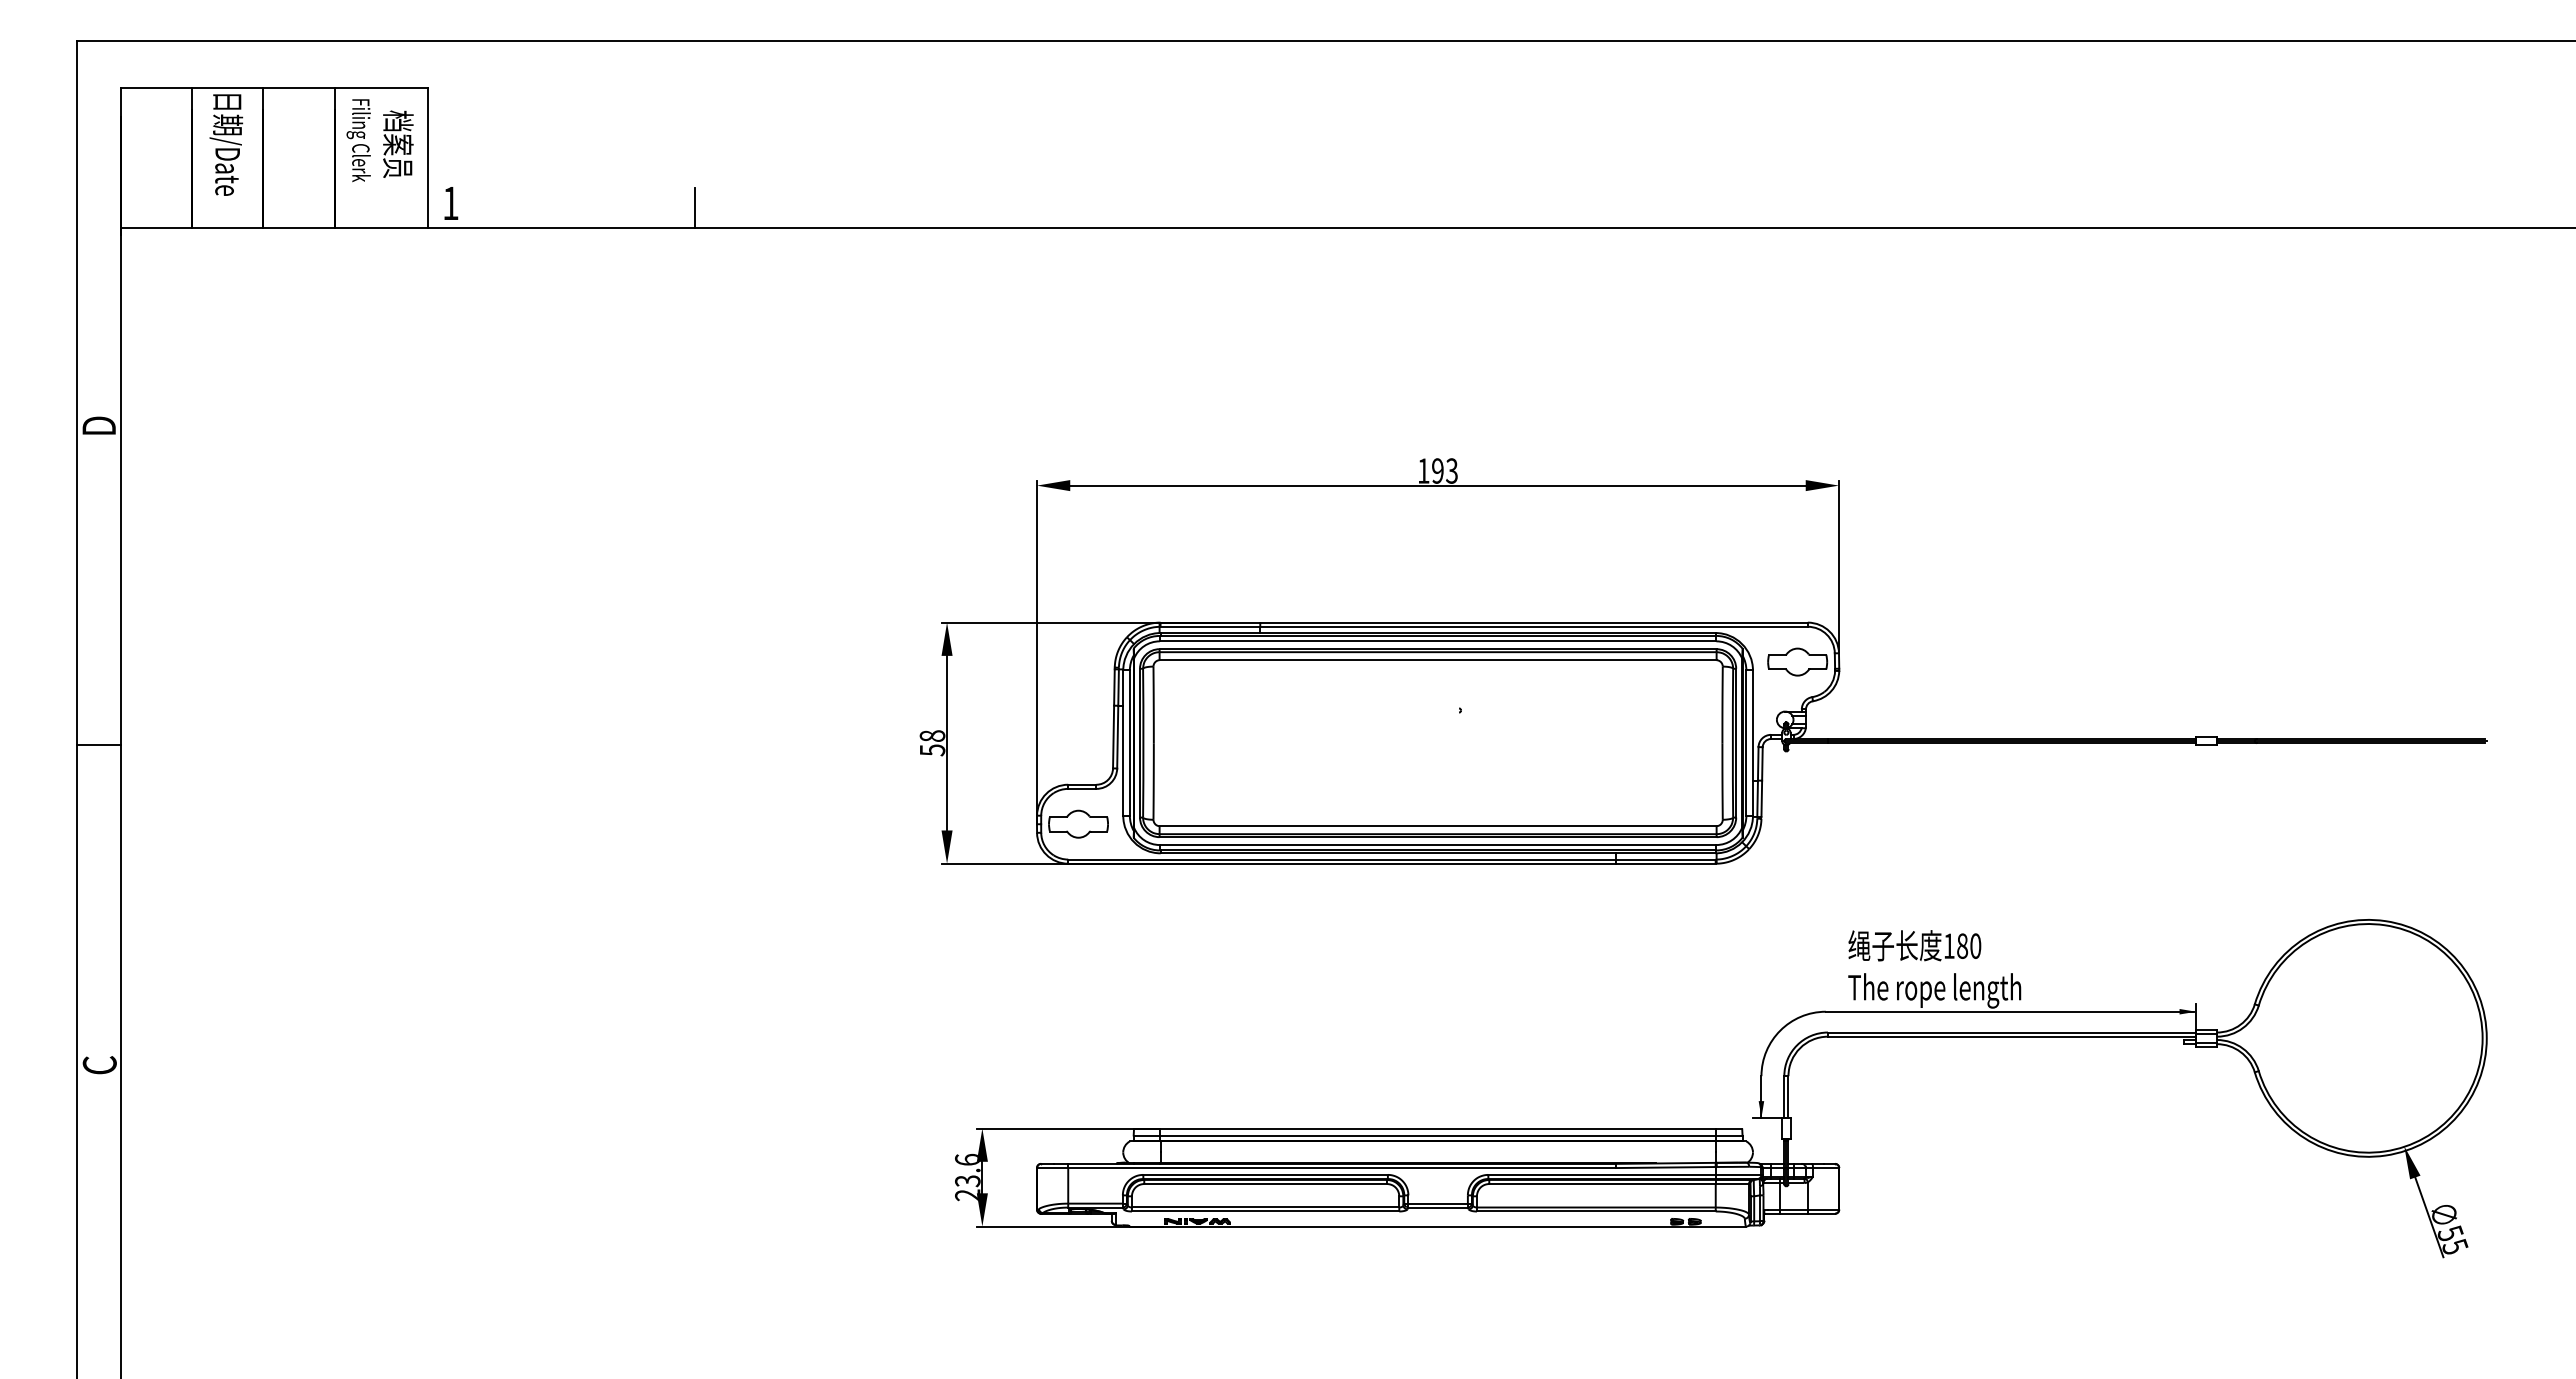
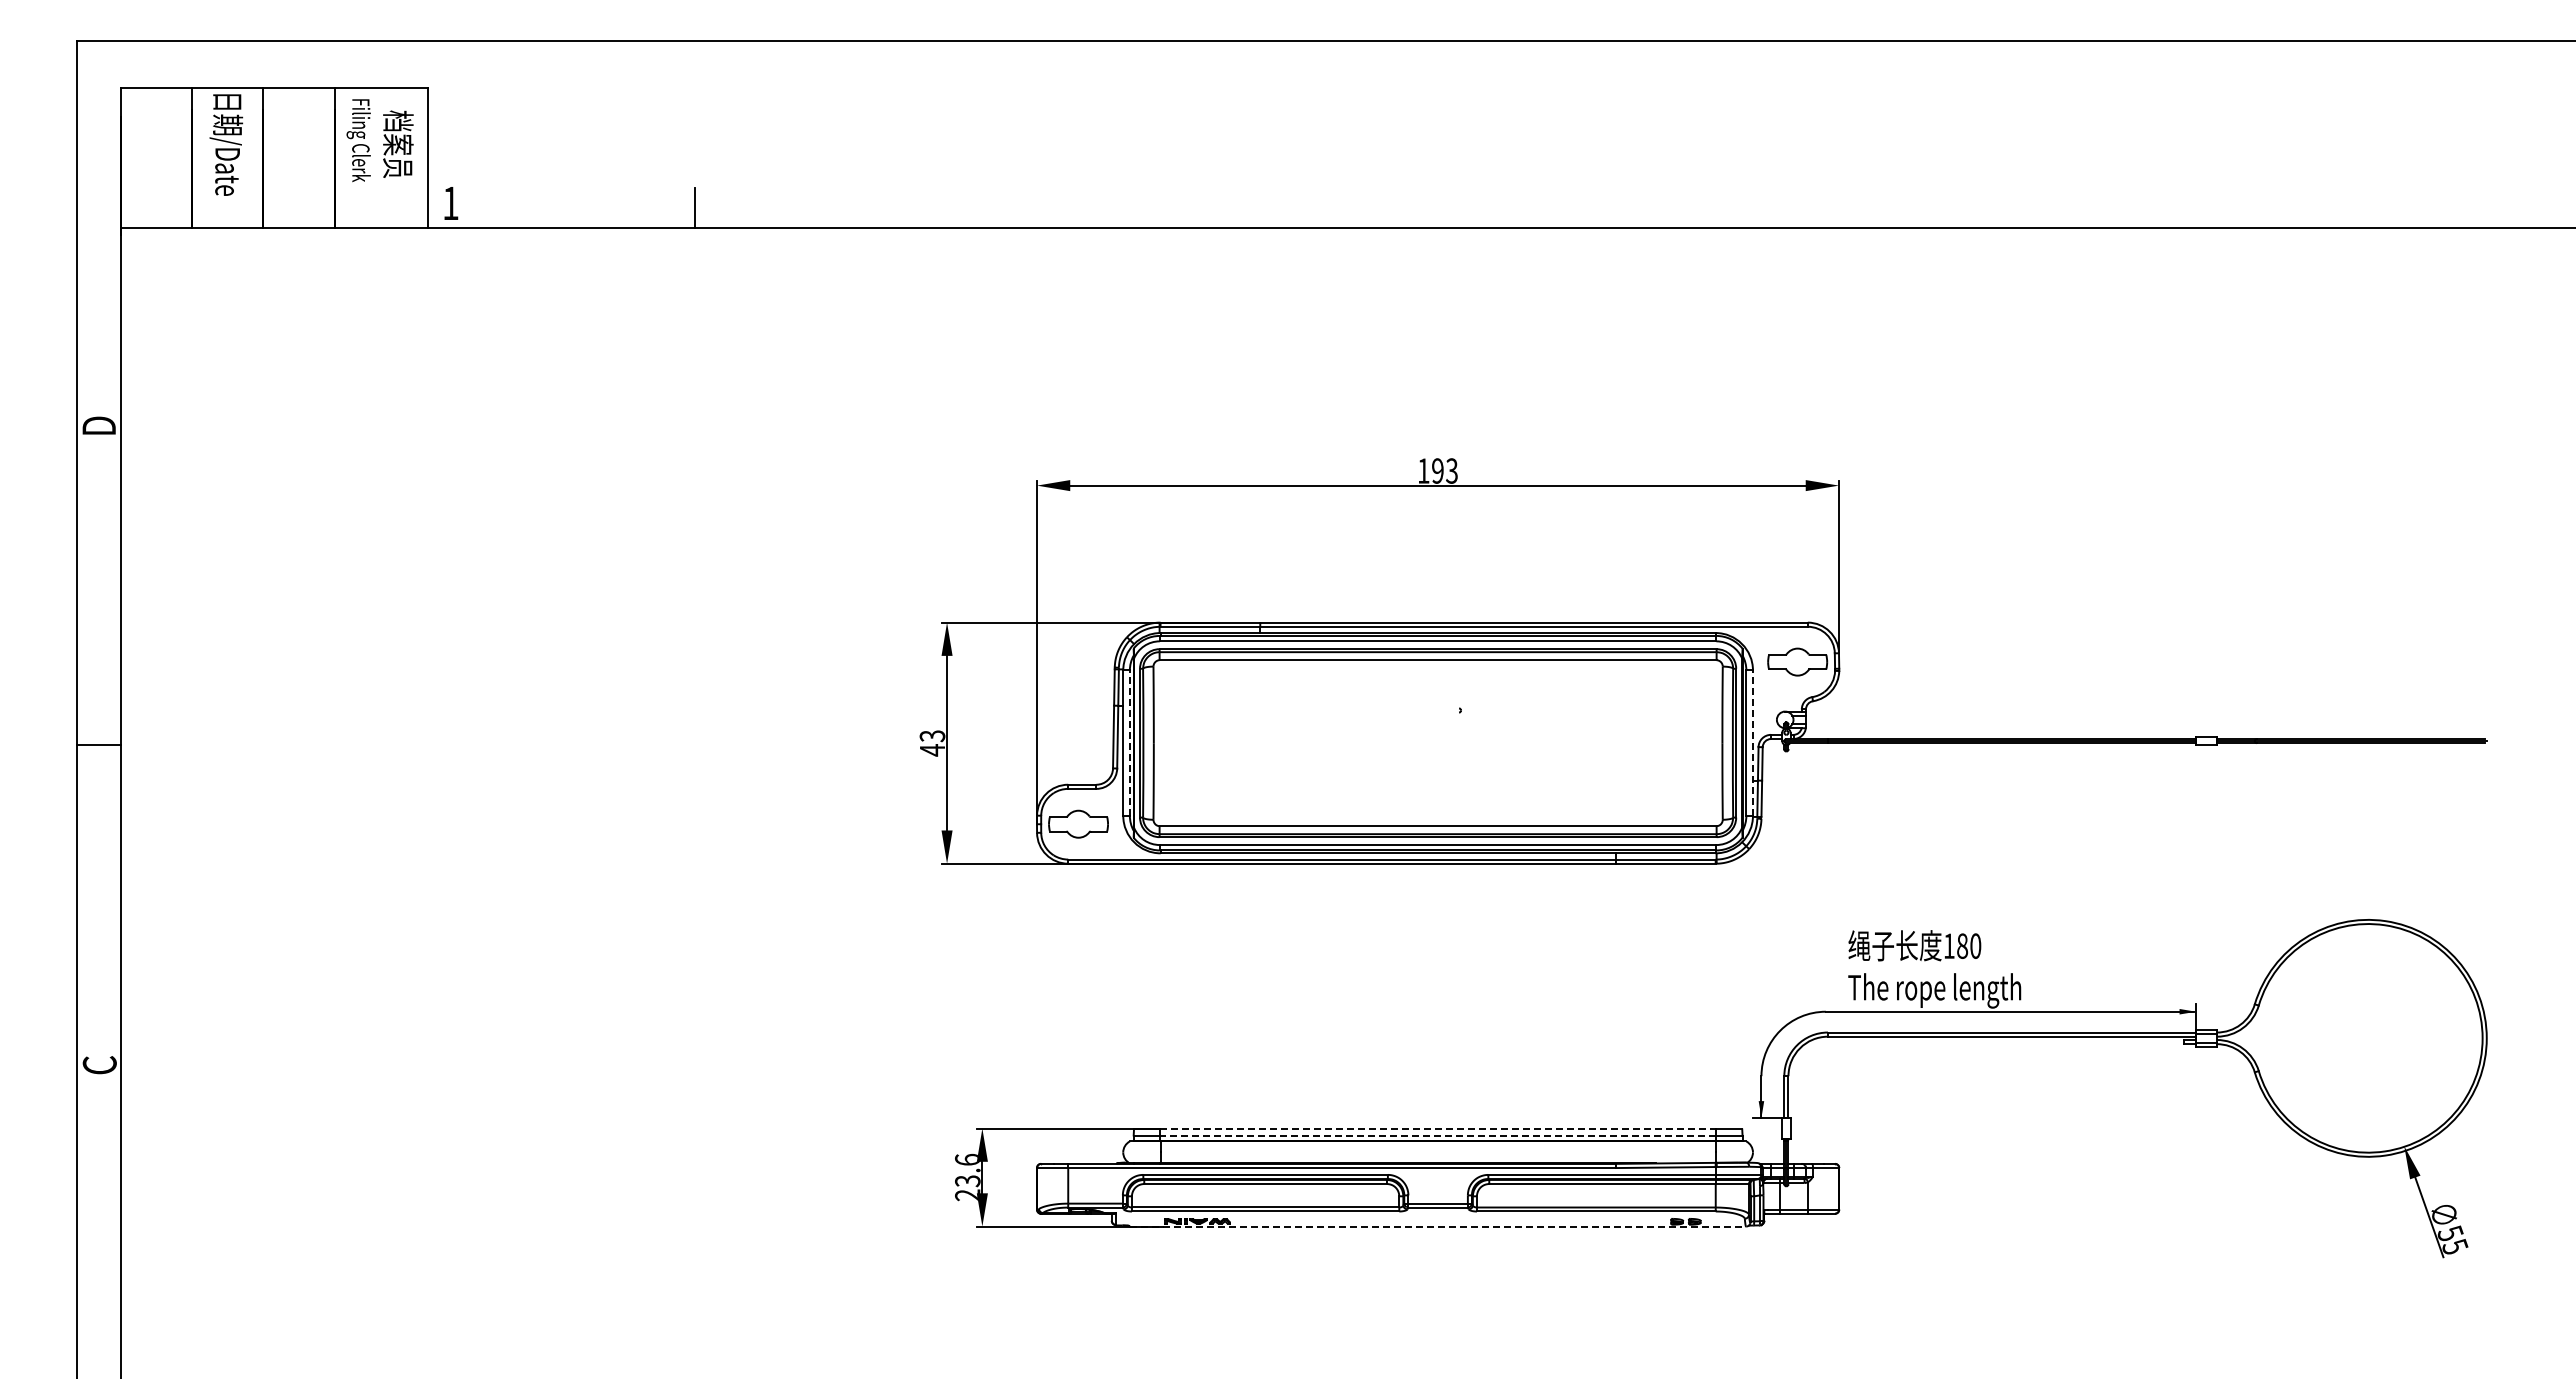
text: 58 -> 43 (932, 743)
line: solid -> dashed (1129, 743)
line: solid -> dashed (1752, 743)
line: solid -> dashed (1438, 1128)
line: solid -> dashed (1437, 1136)
line: solid -> dashed (1438, 1226)
